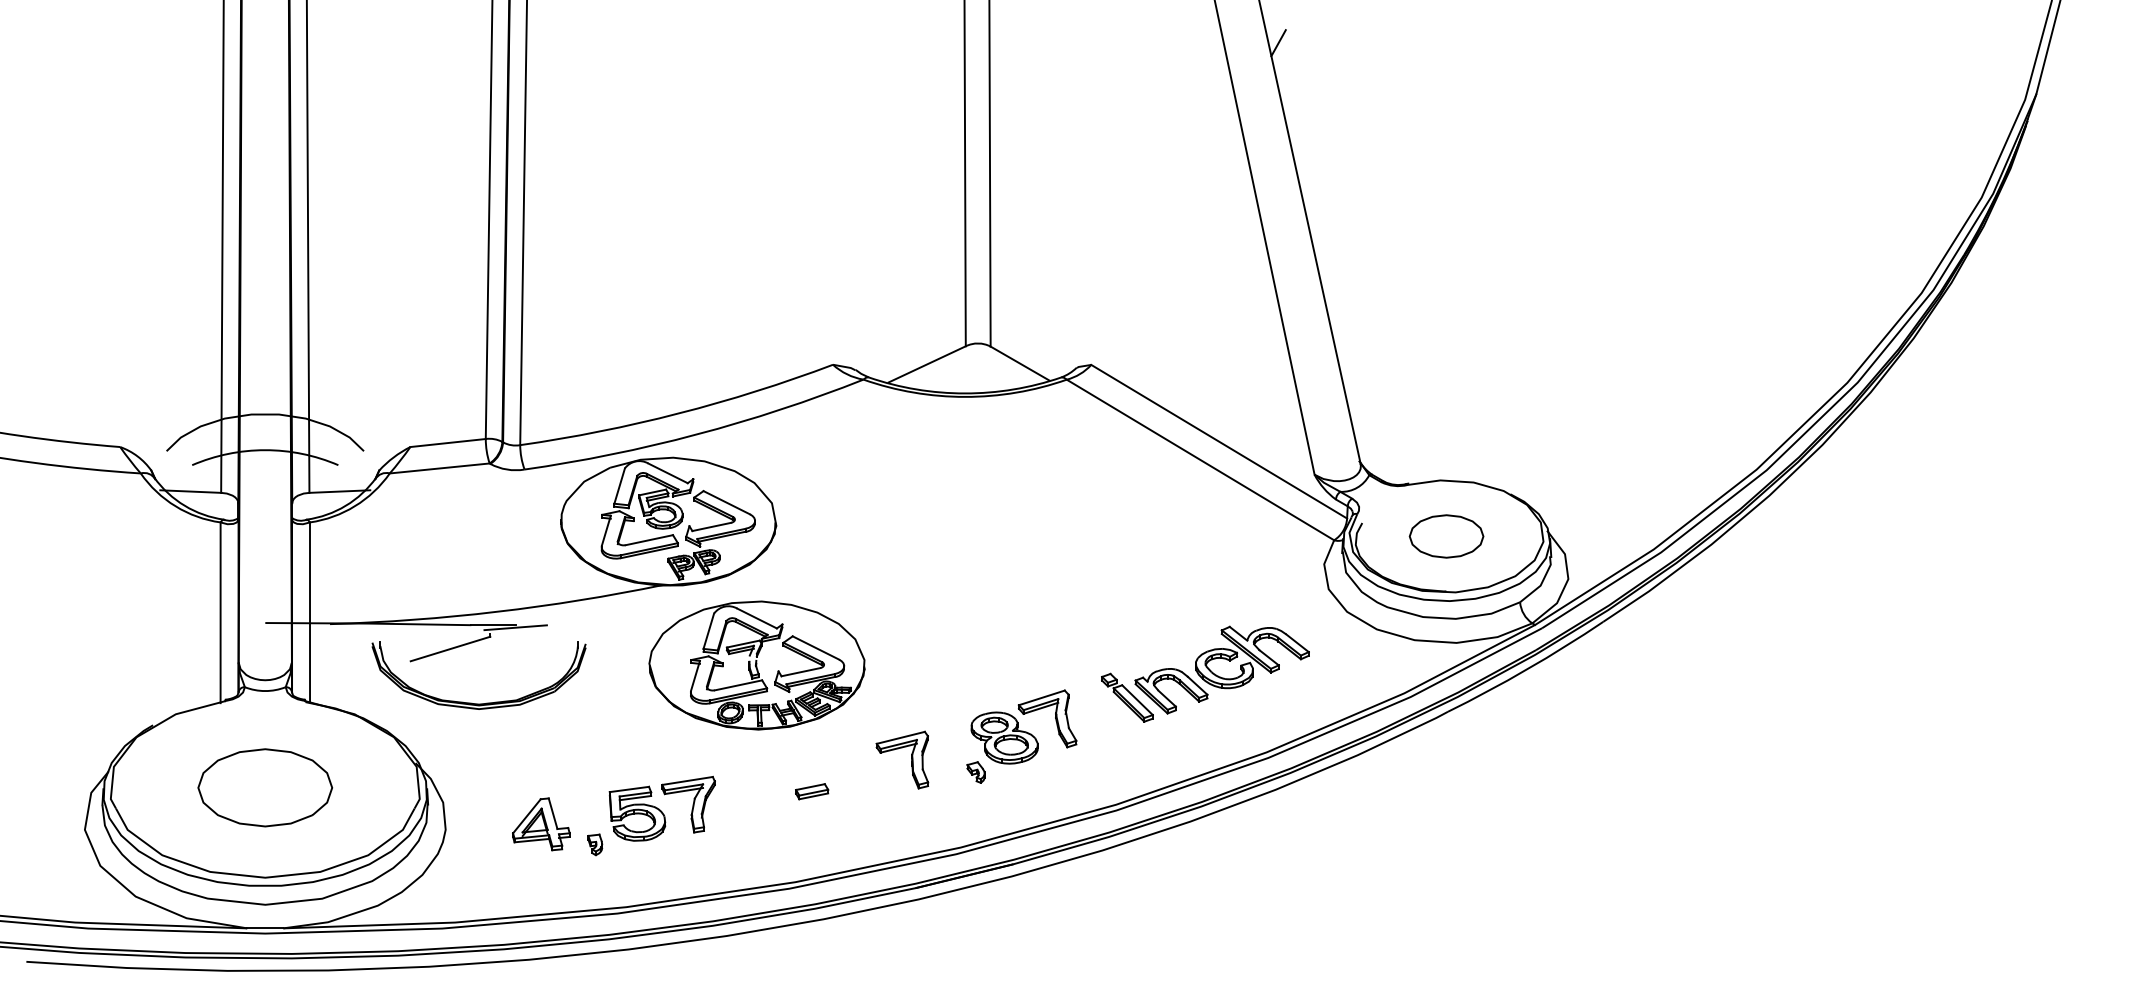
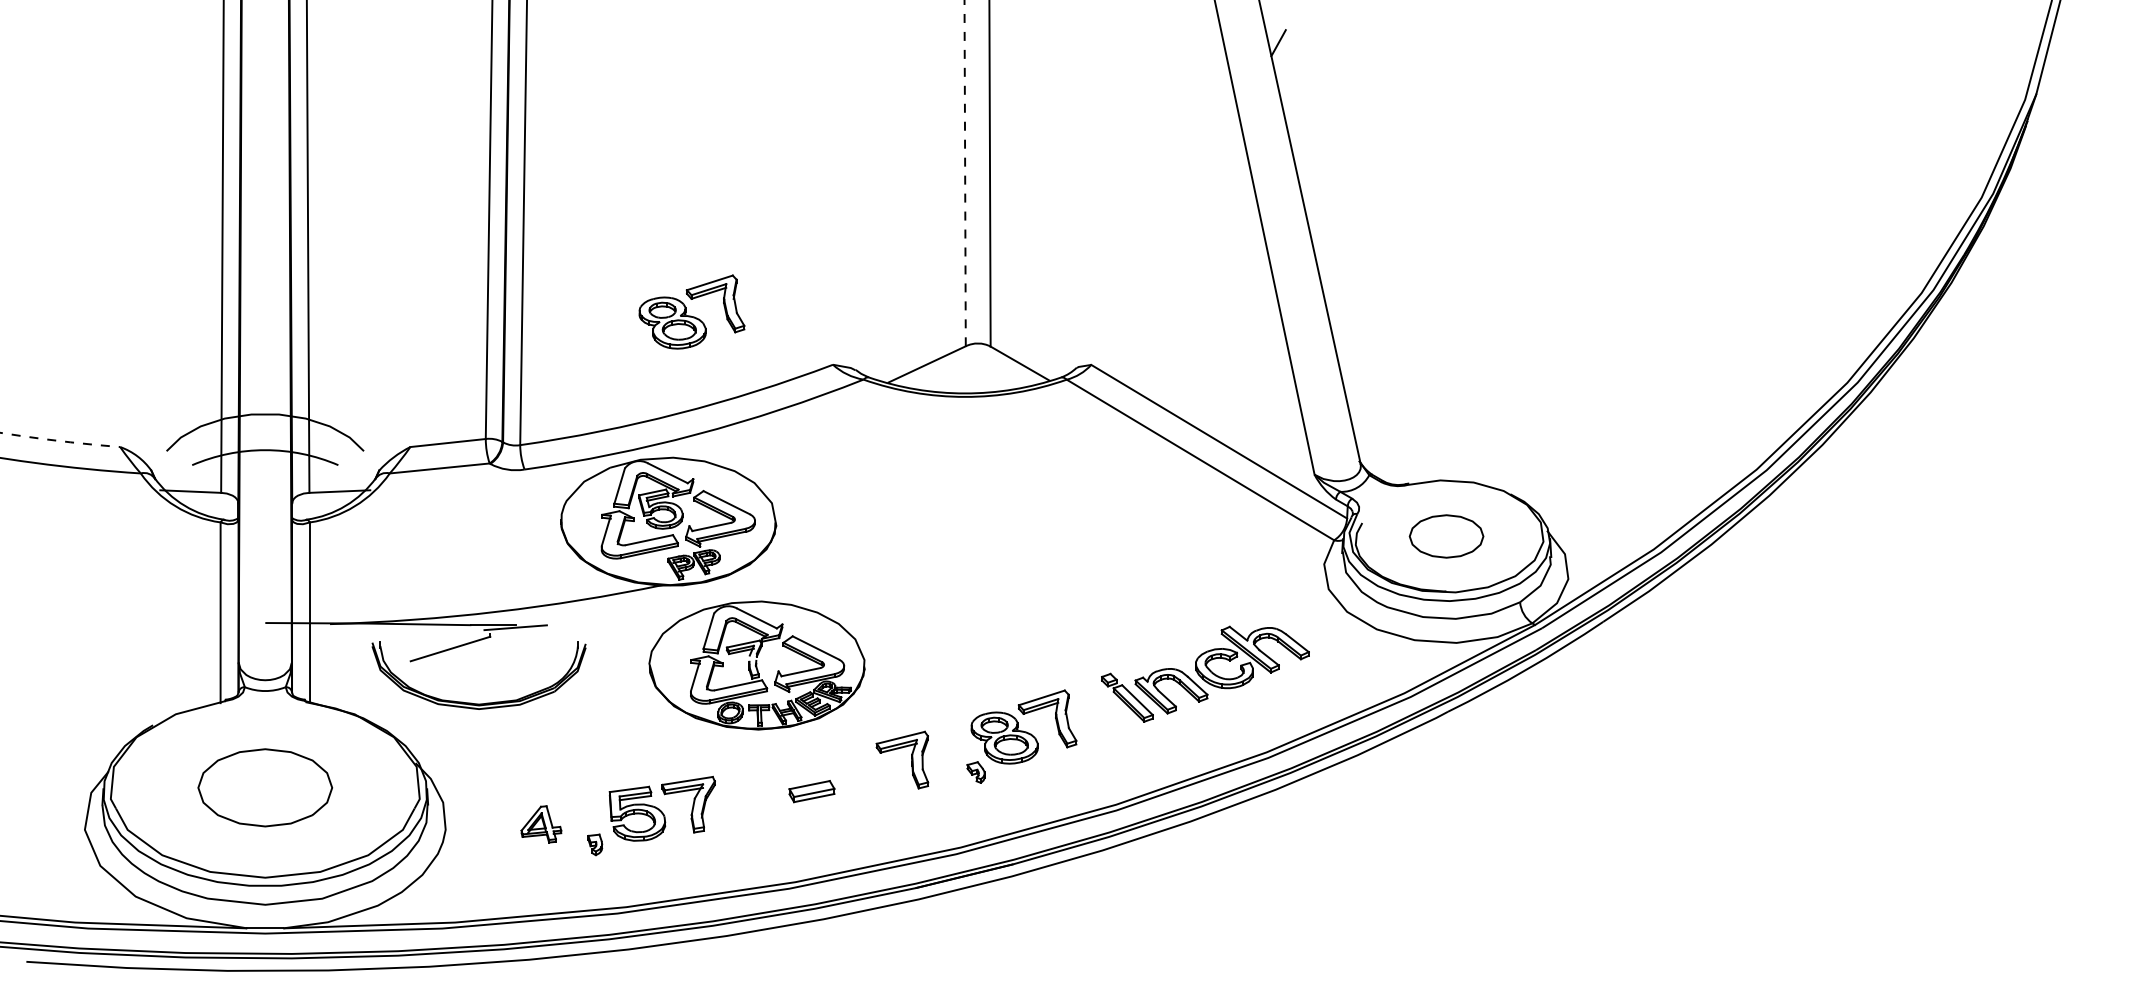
line: solid -> dashed (965, 173)
part: none -> present (691, 311)
arc: solid -> dashed (59, 441)
part size: 35x18 px -> 48x24 px (811, 791)
part size: 59x55 px -> 43x39 px (541, 824)
